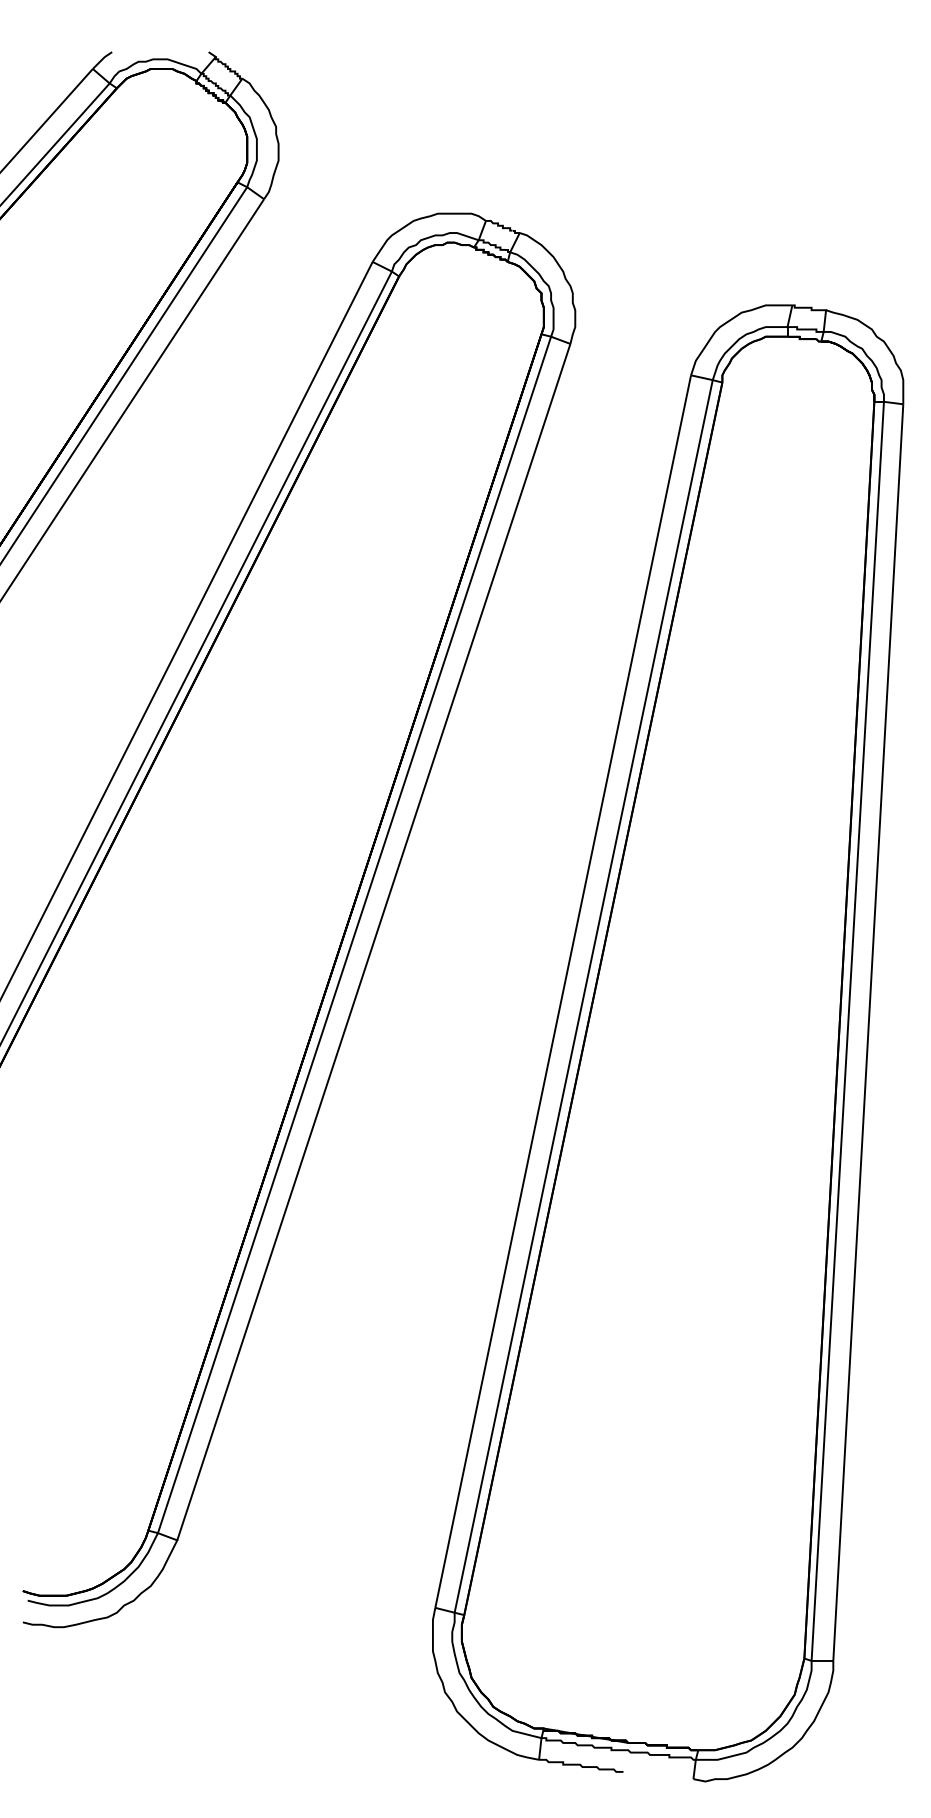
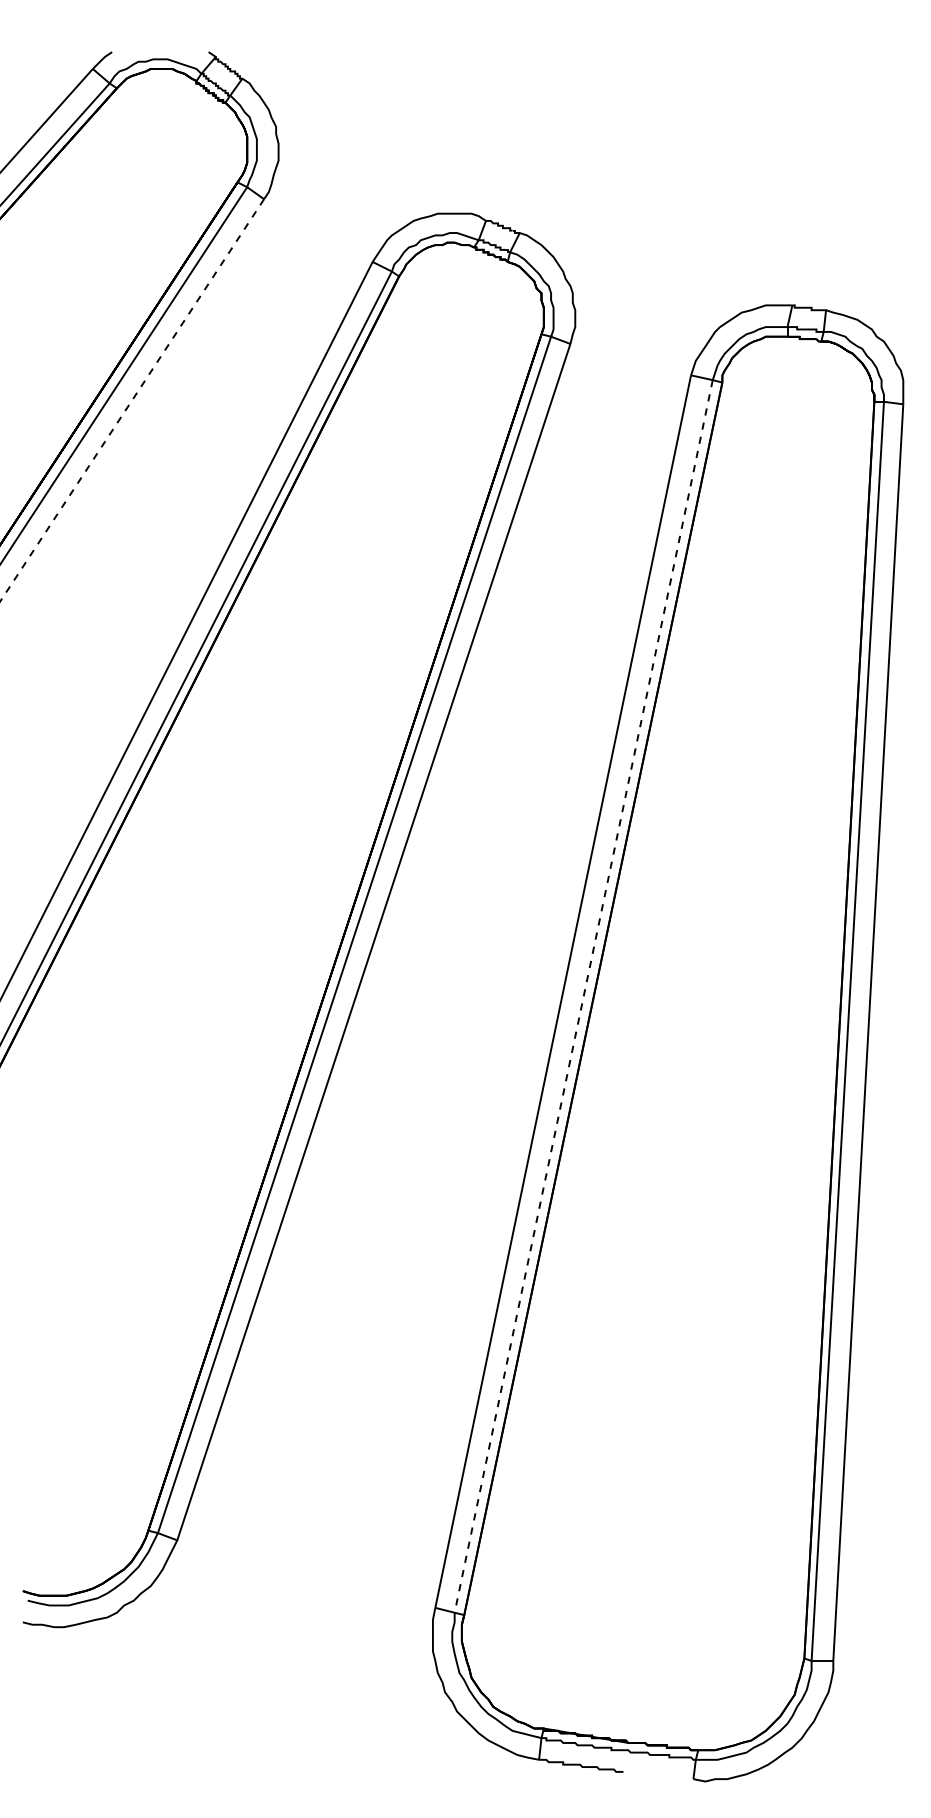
line: solid -> dashed (131, 400)
line: solid -> dashed (583, 996)
